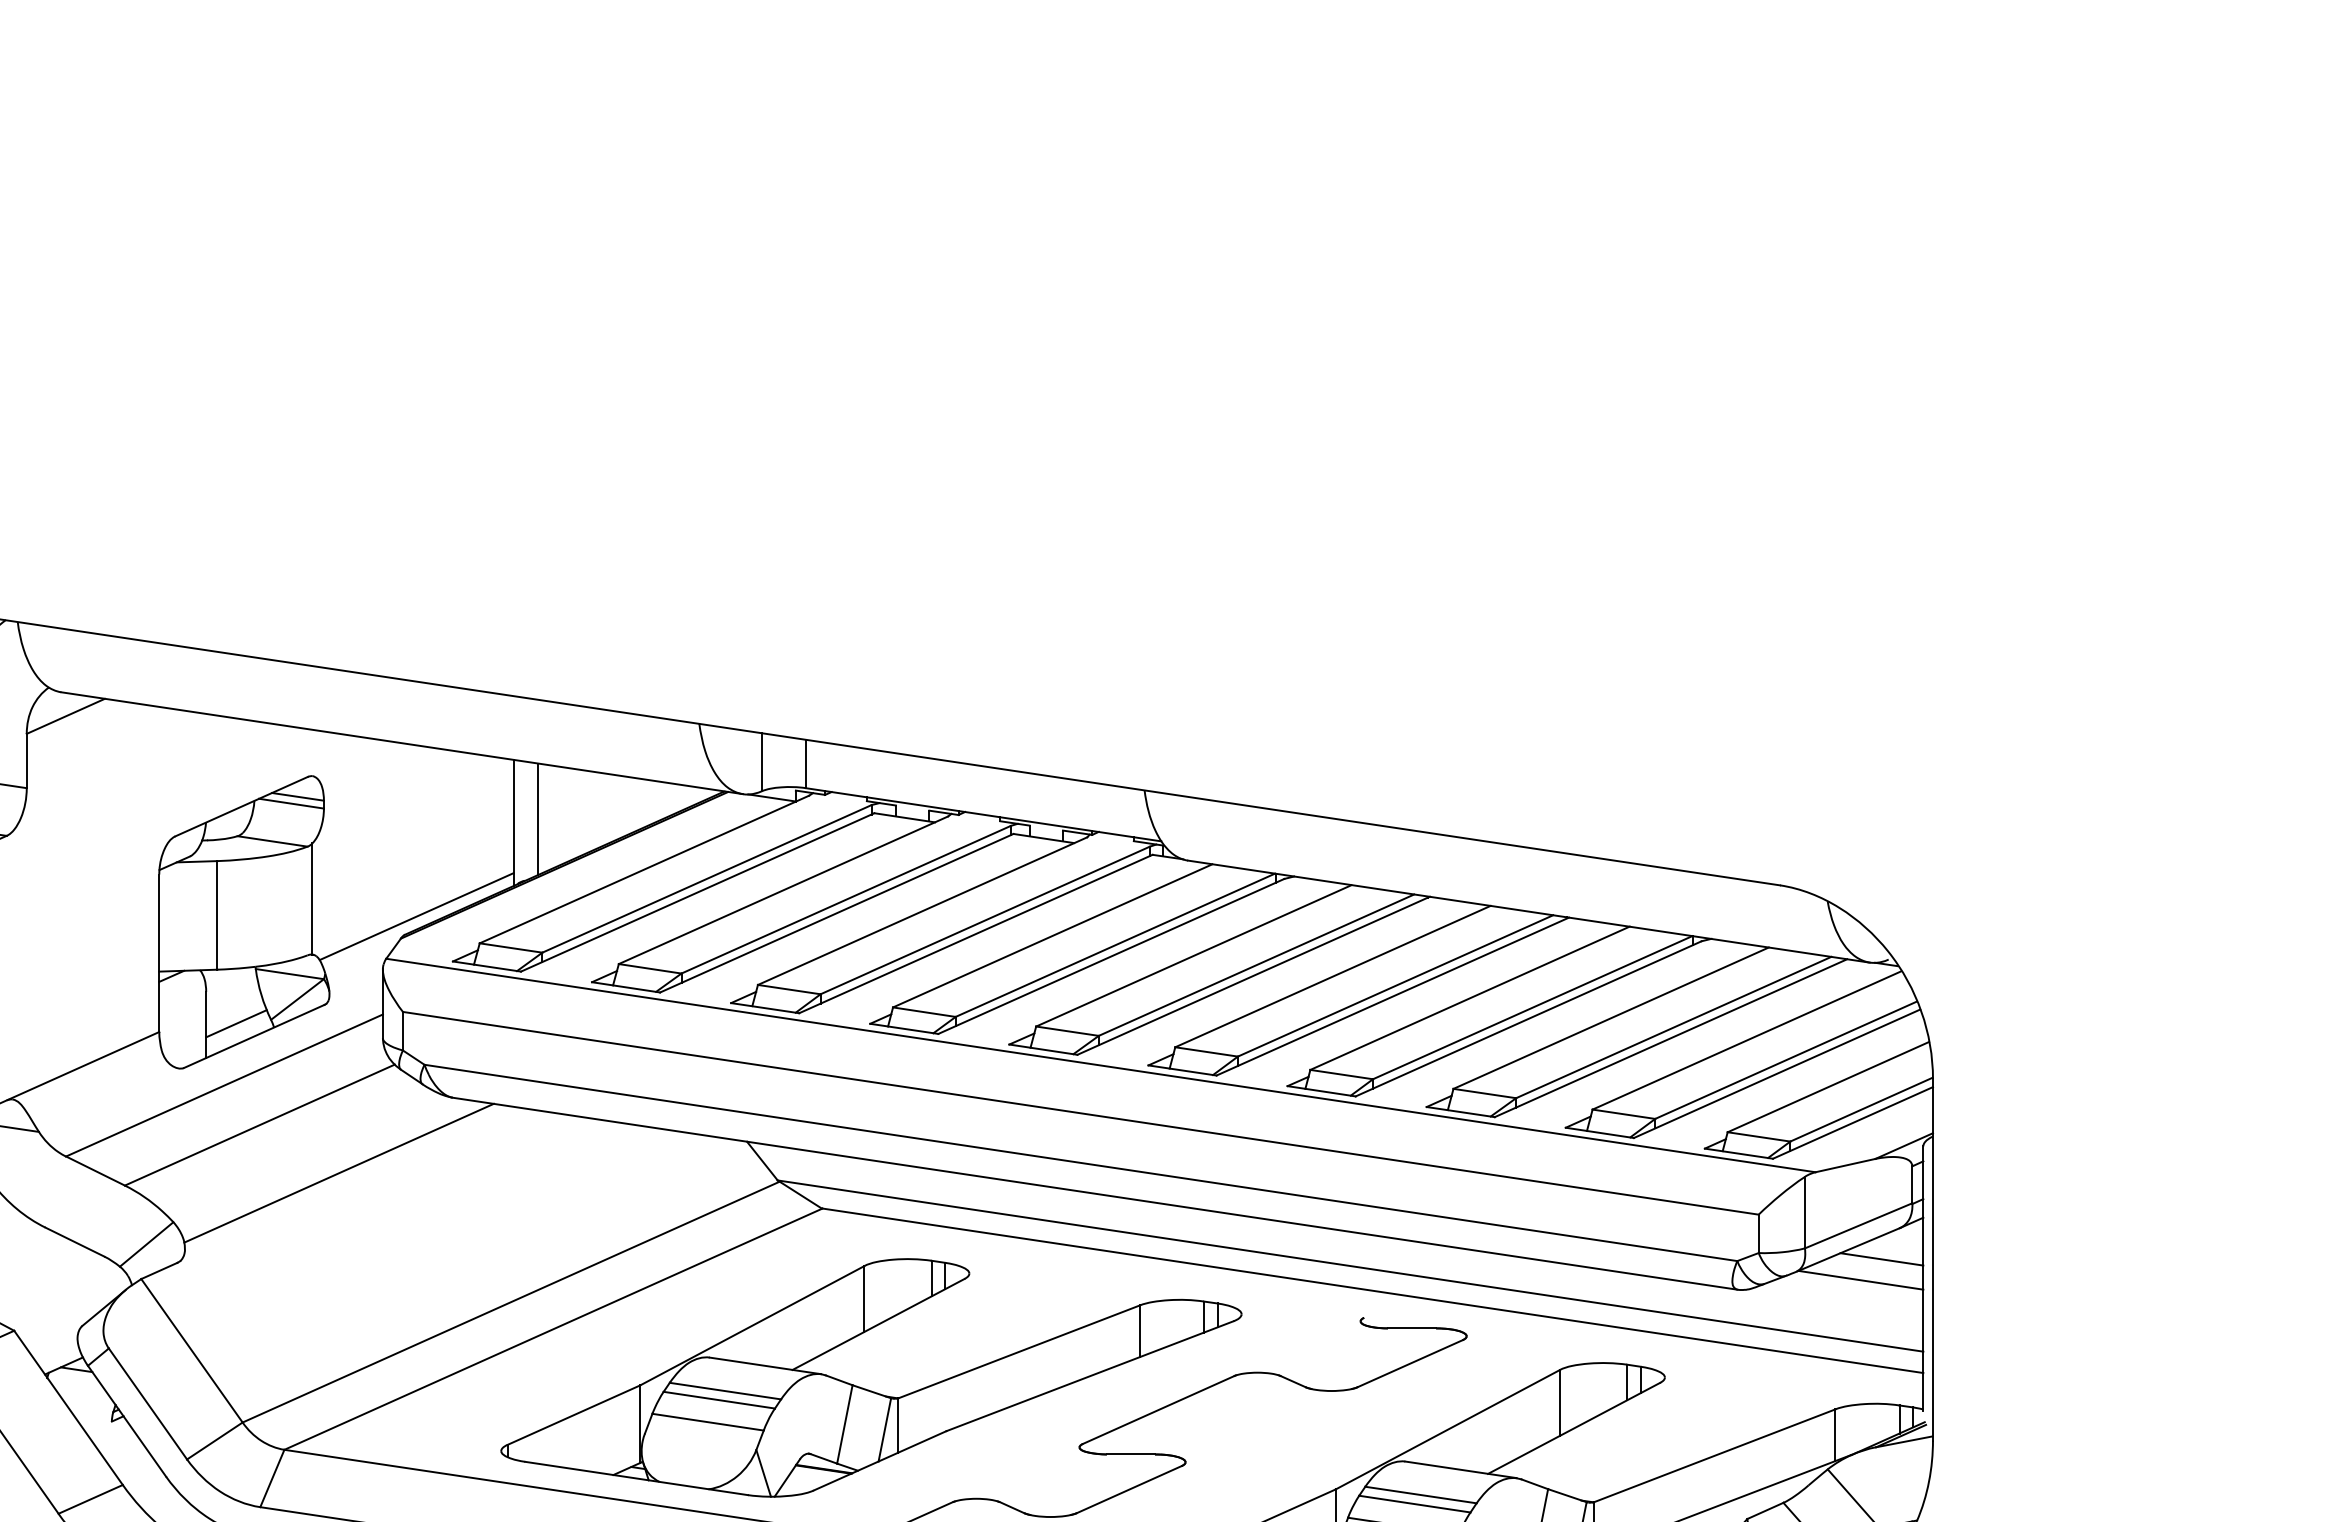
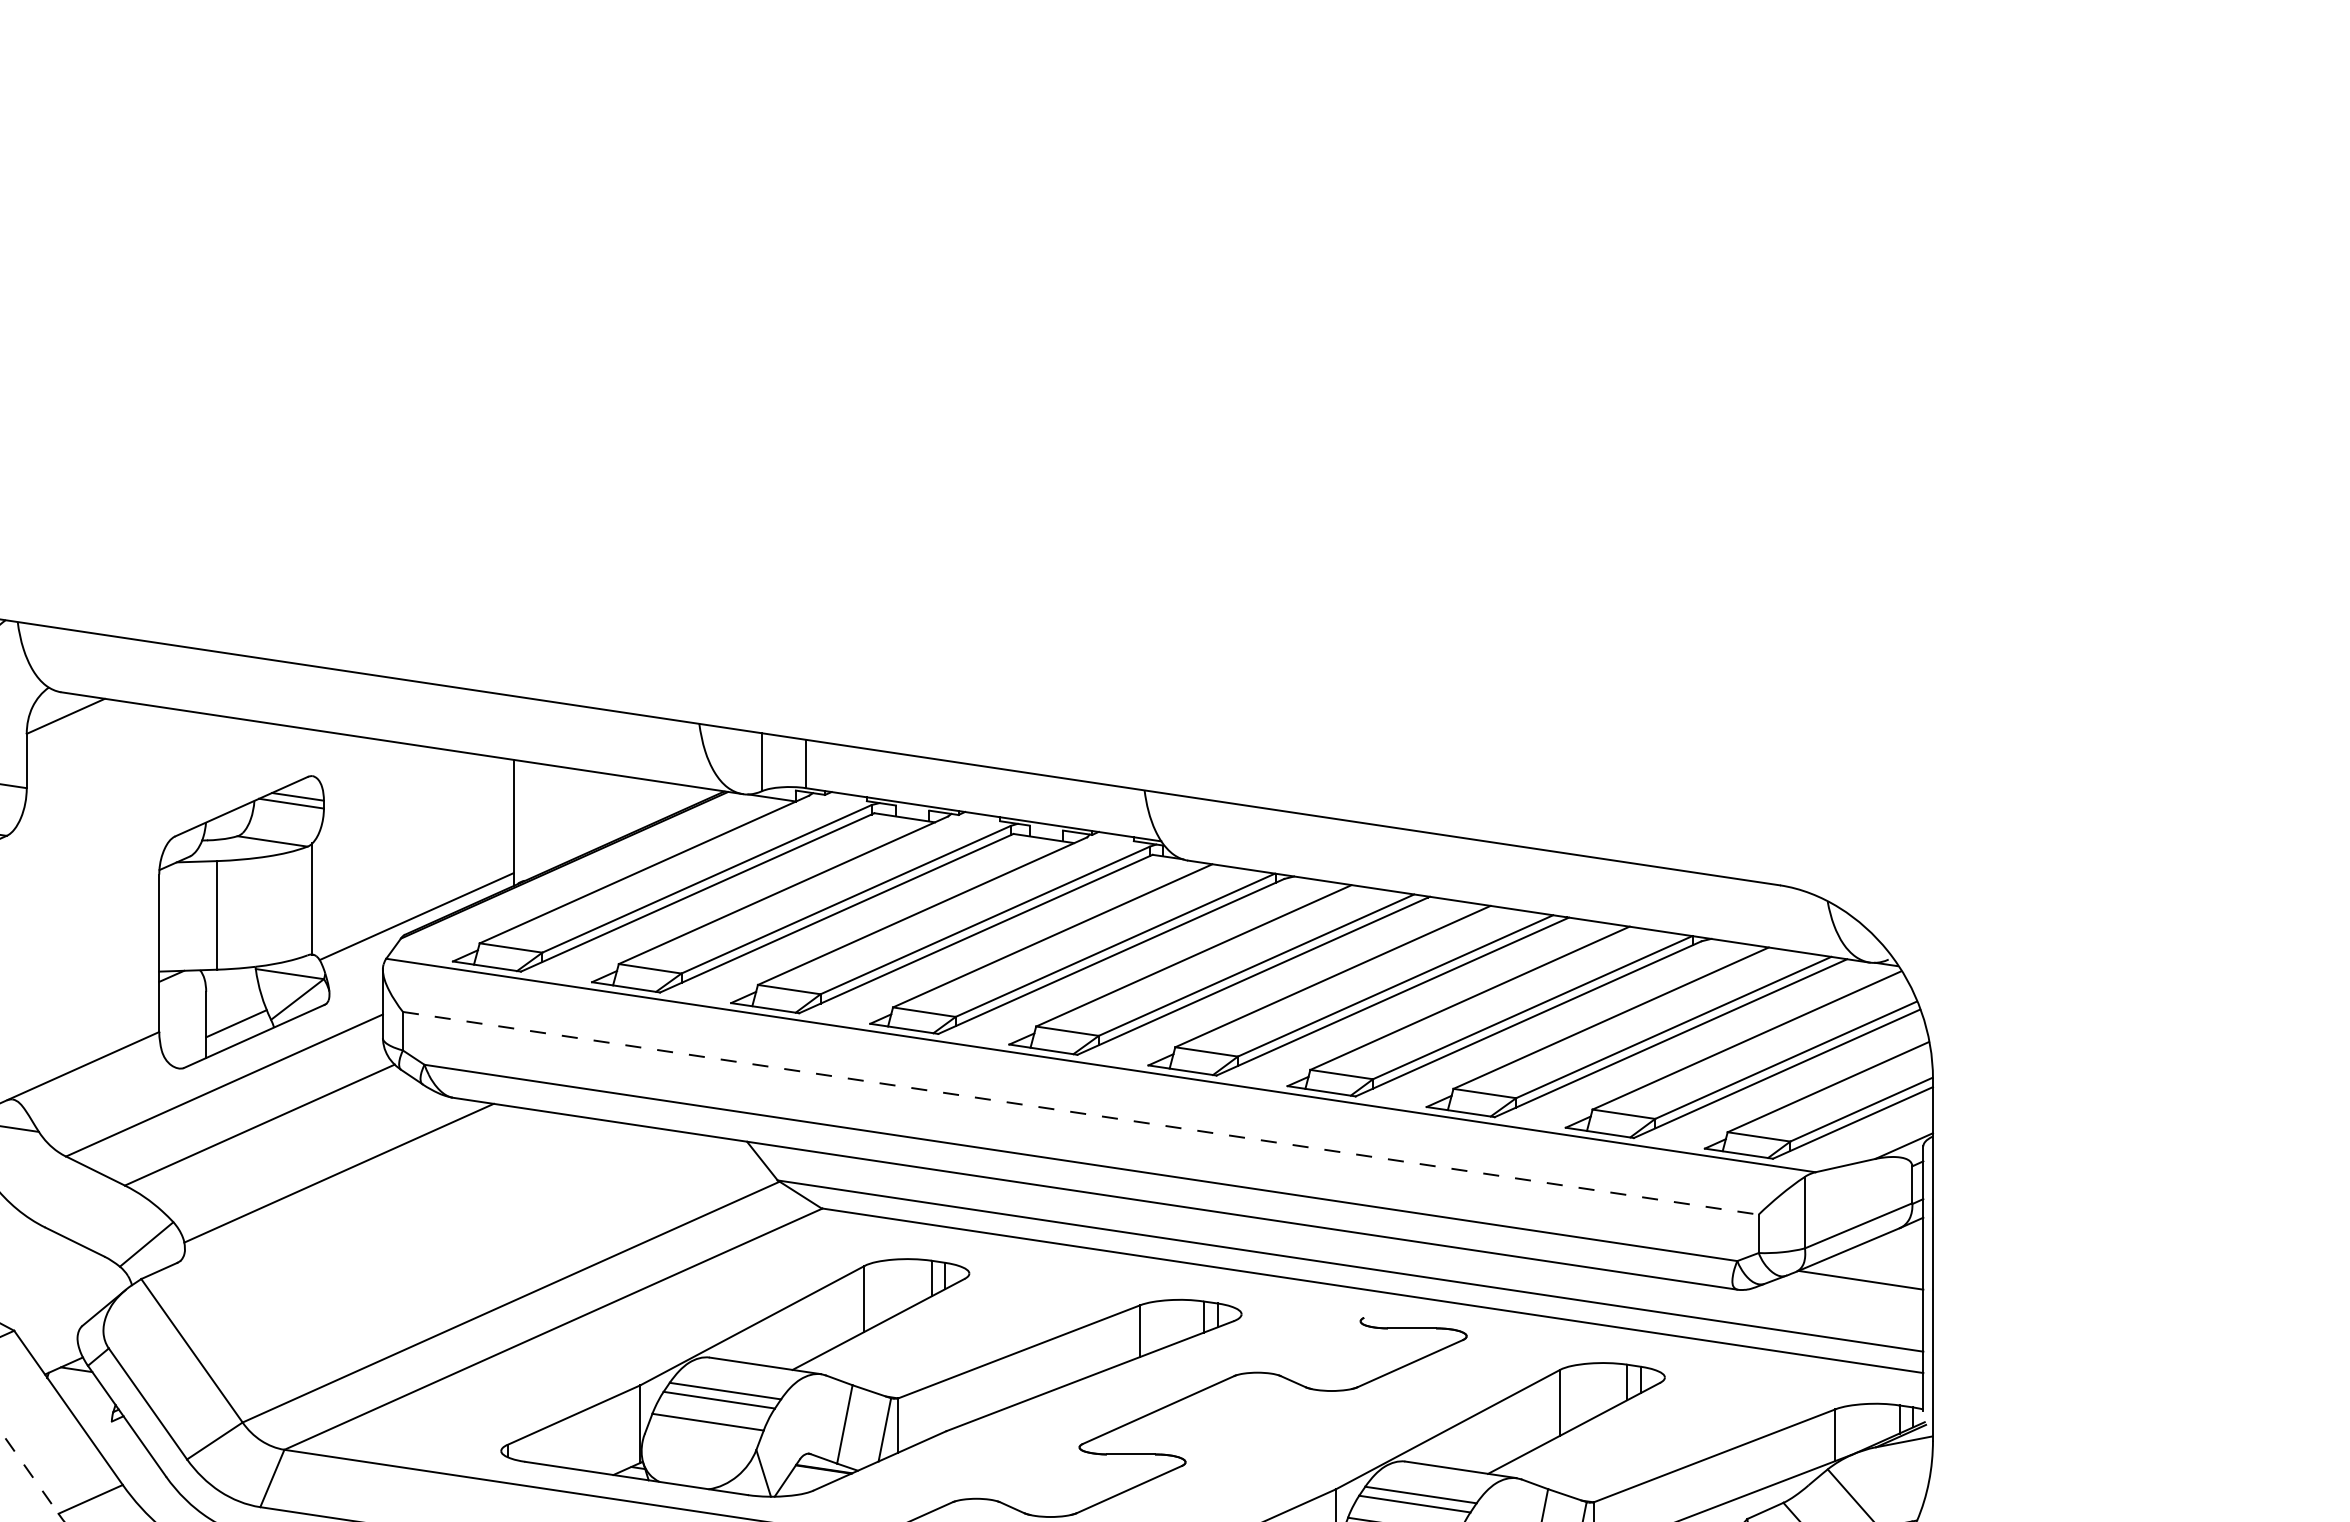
line: present -> none (537, 819)
line: solid -> dashed (1081, 1113)
line: present -> none (1881, 1259)
line: solid -> dashed (29, 1472)
